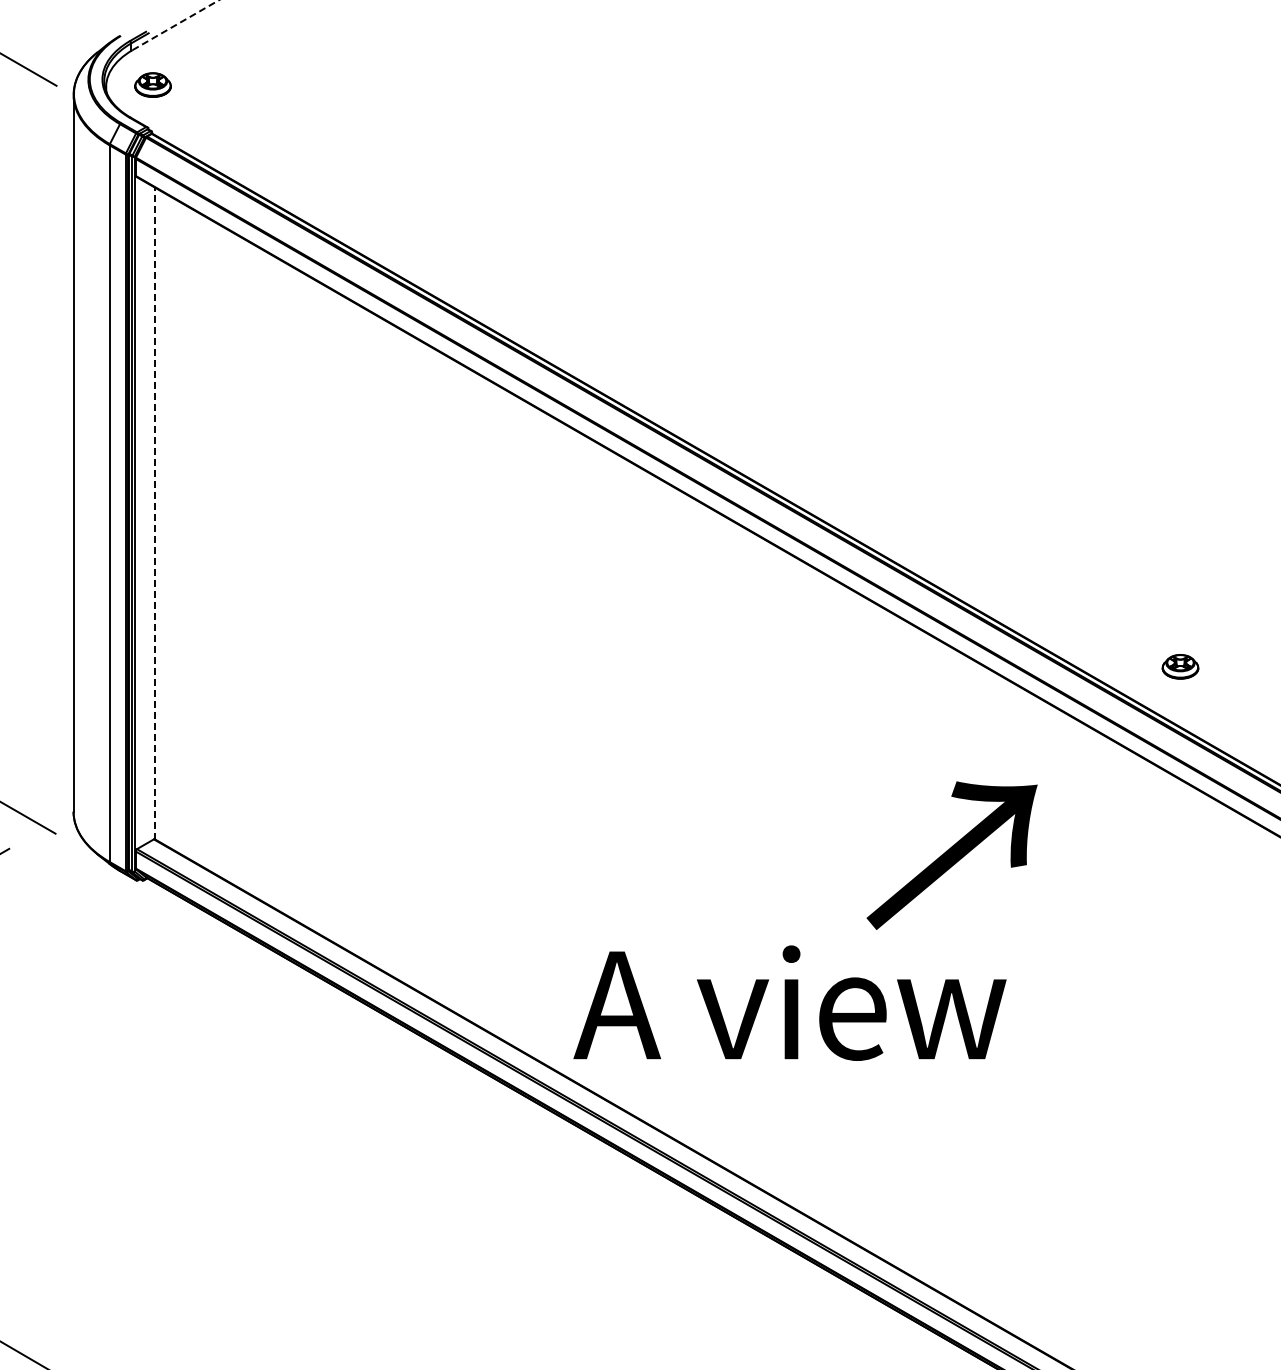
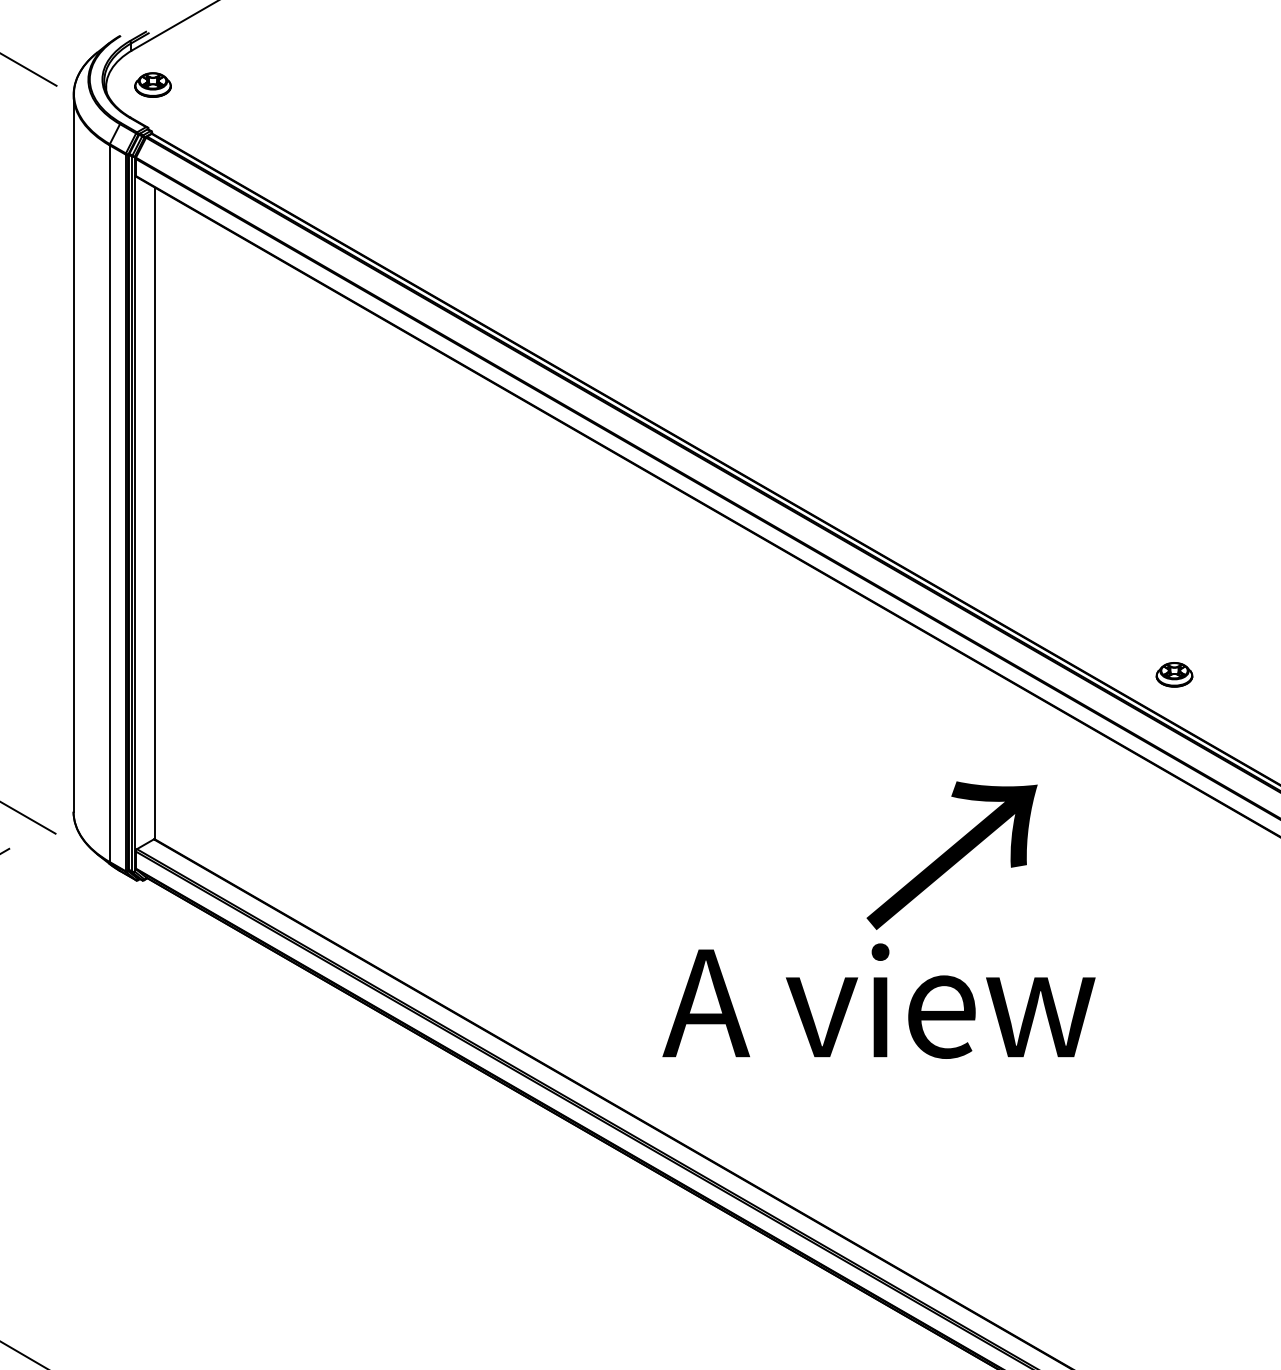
line: dashed -> solid (175, 25)
line: dashed -> solid (155, 513)
part position: (1180, 666) -> (1174, 674) (1174, 674)
text position: (789, 1002) -> (878, 1000) (878, 1000)
